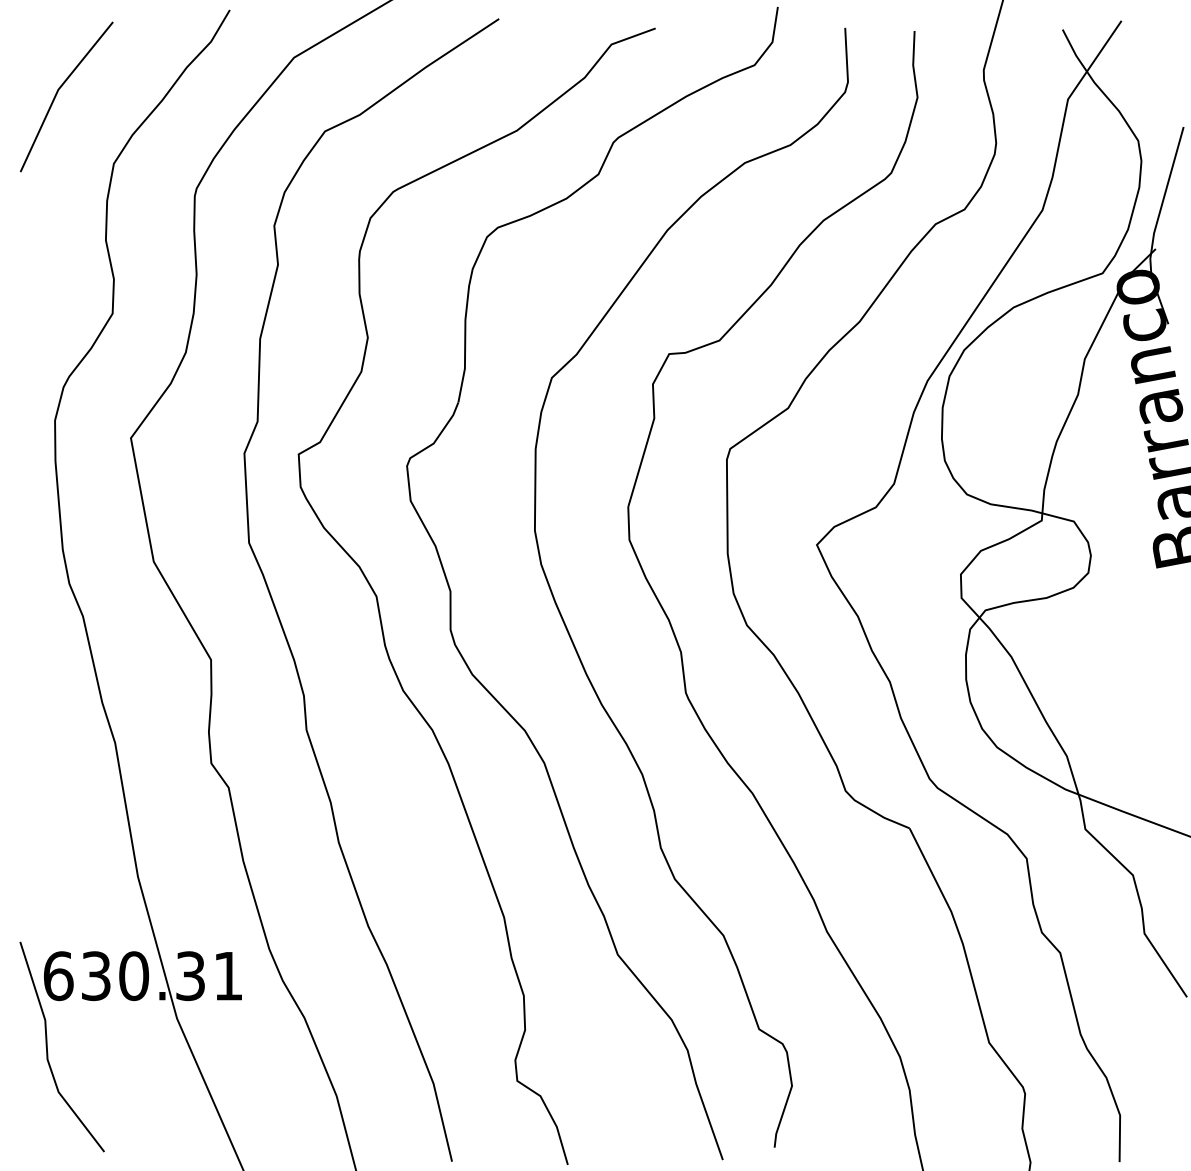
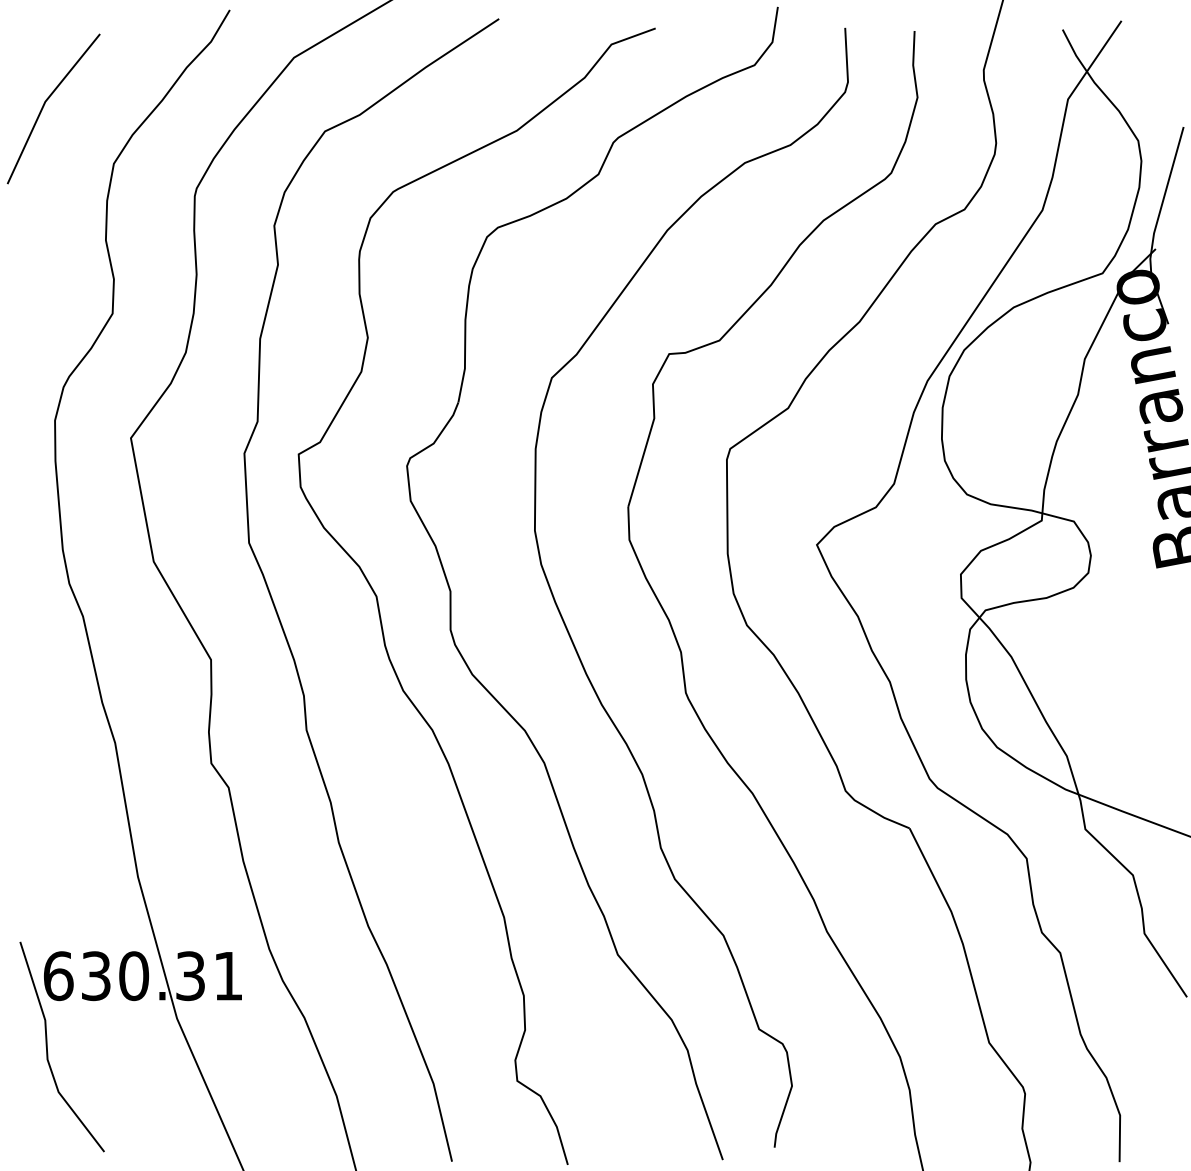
line position: (58, 92) -> (45, 104) (45, 104)
